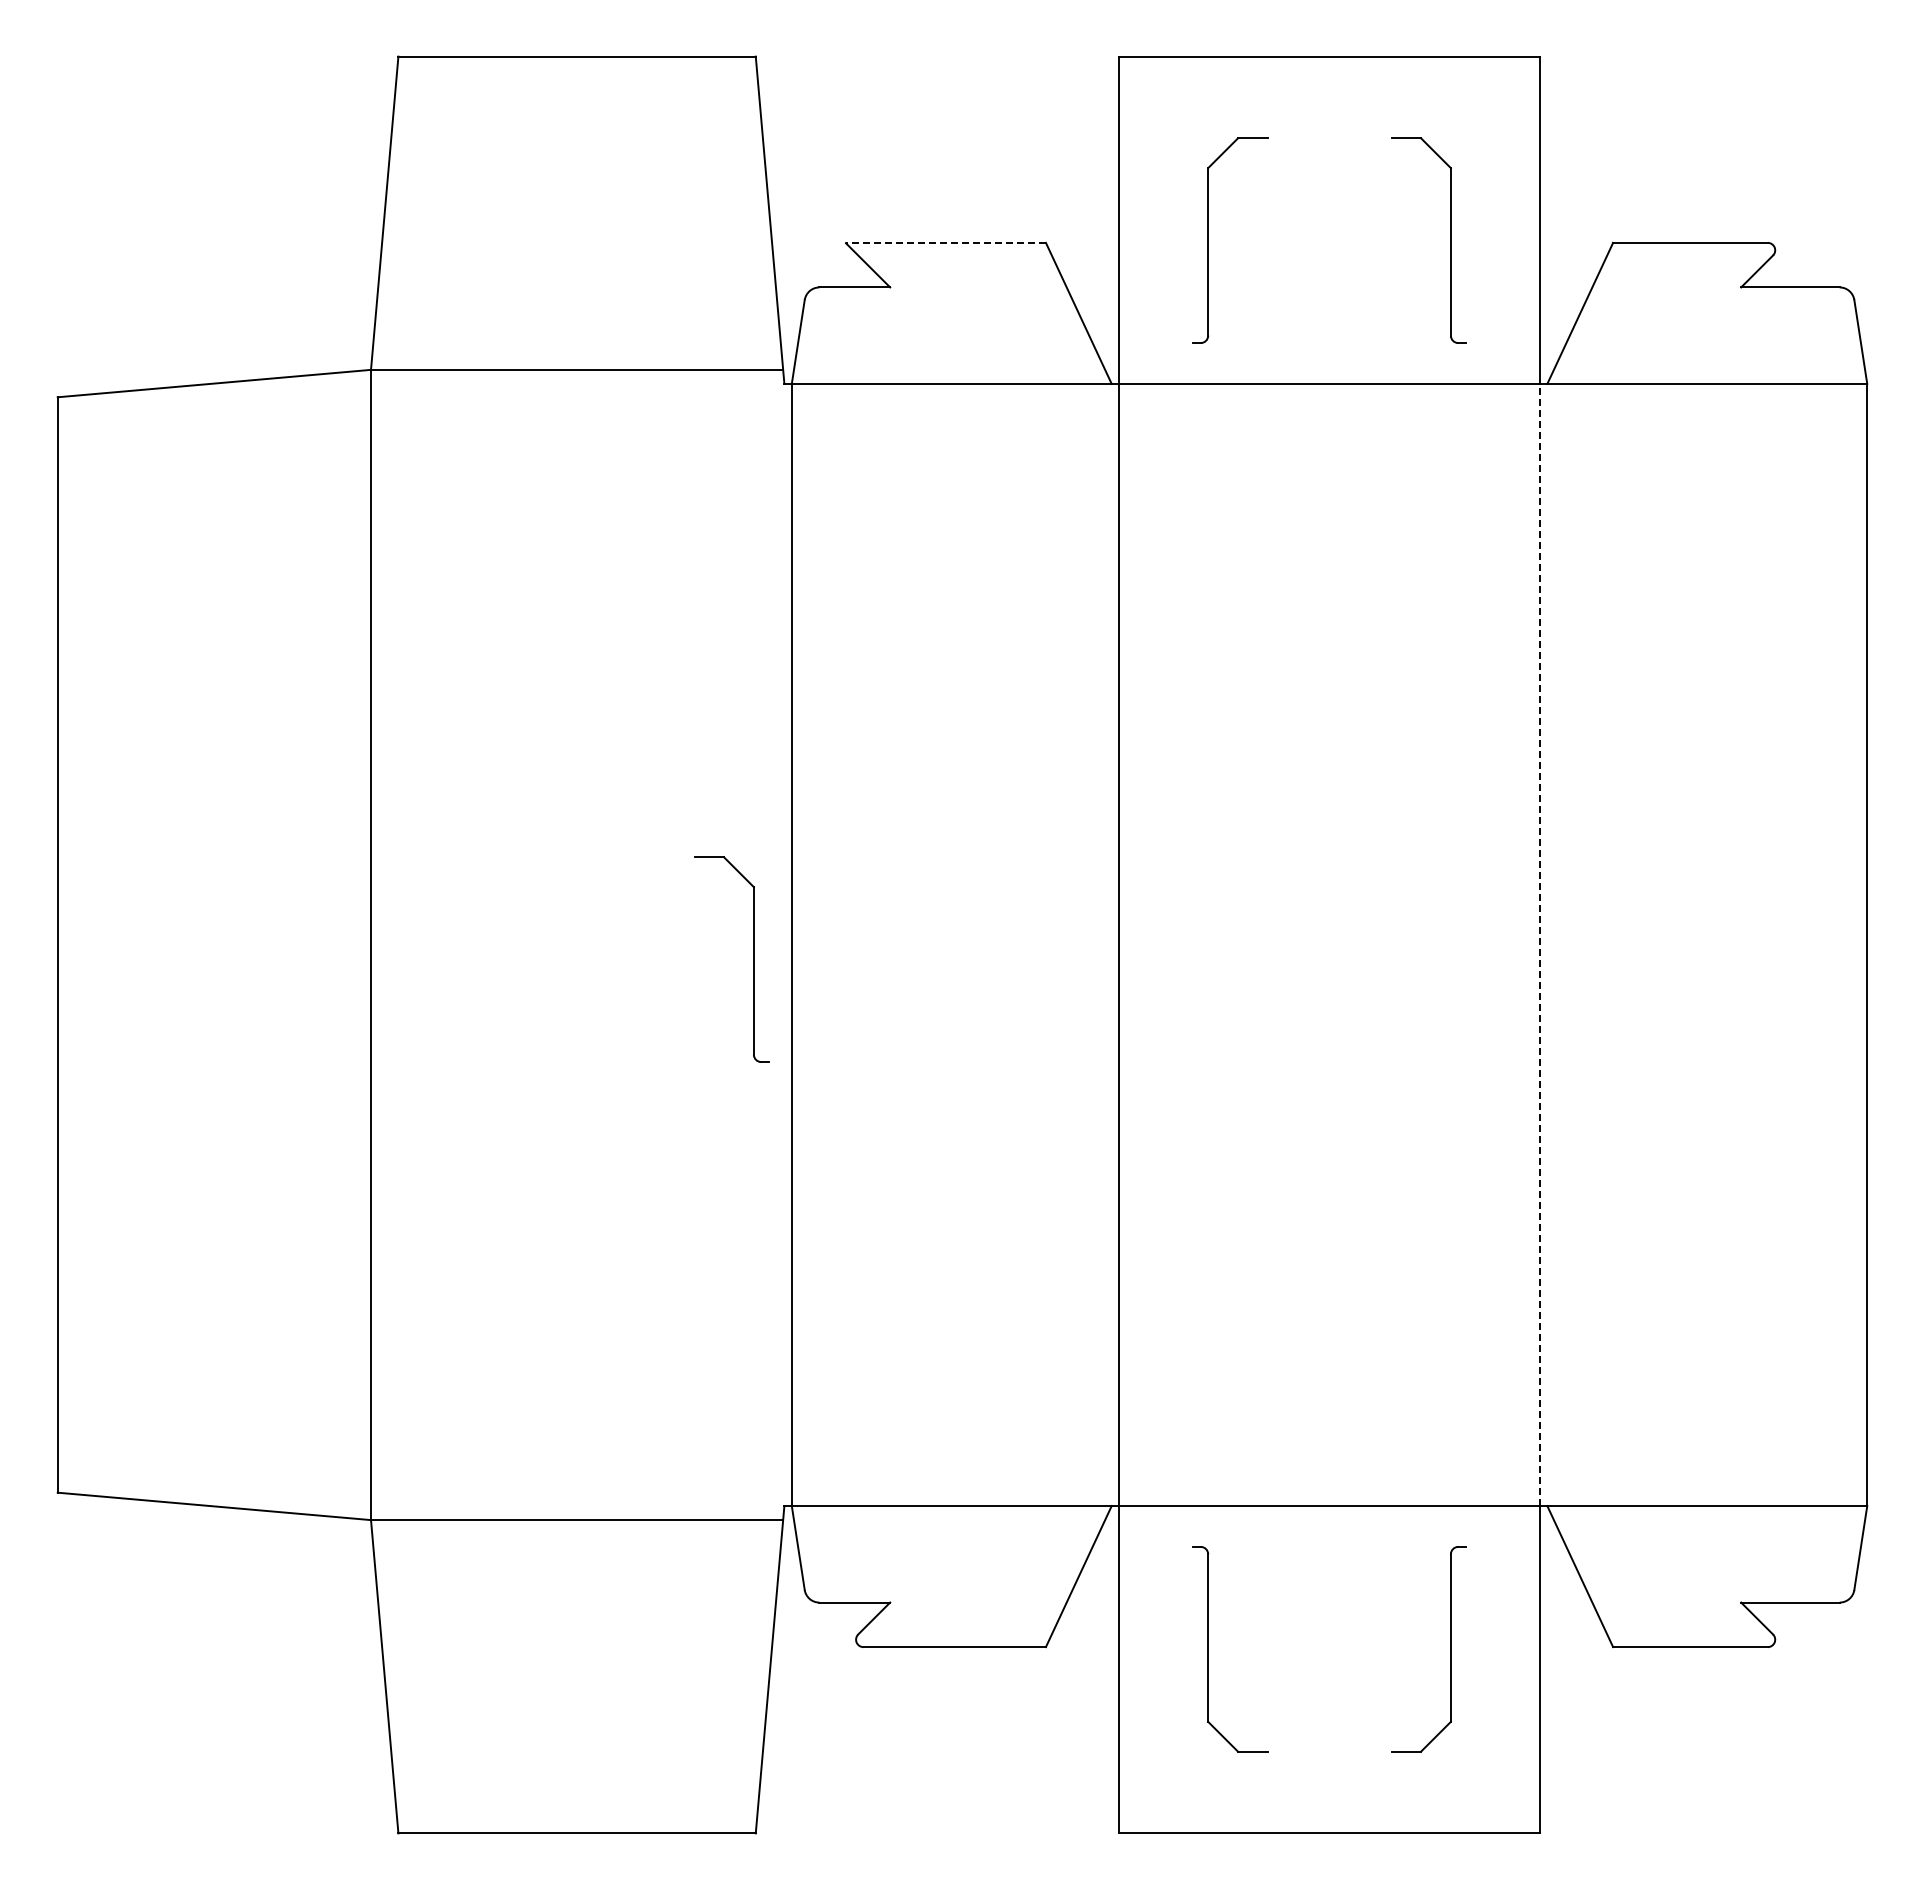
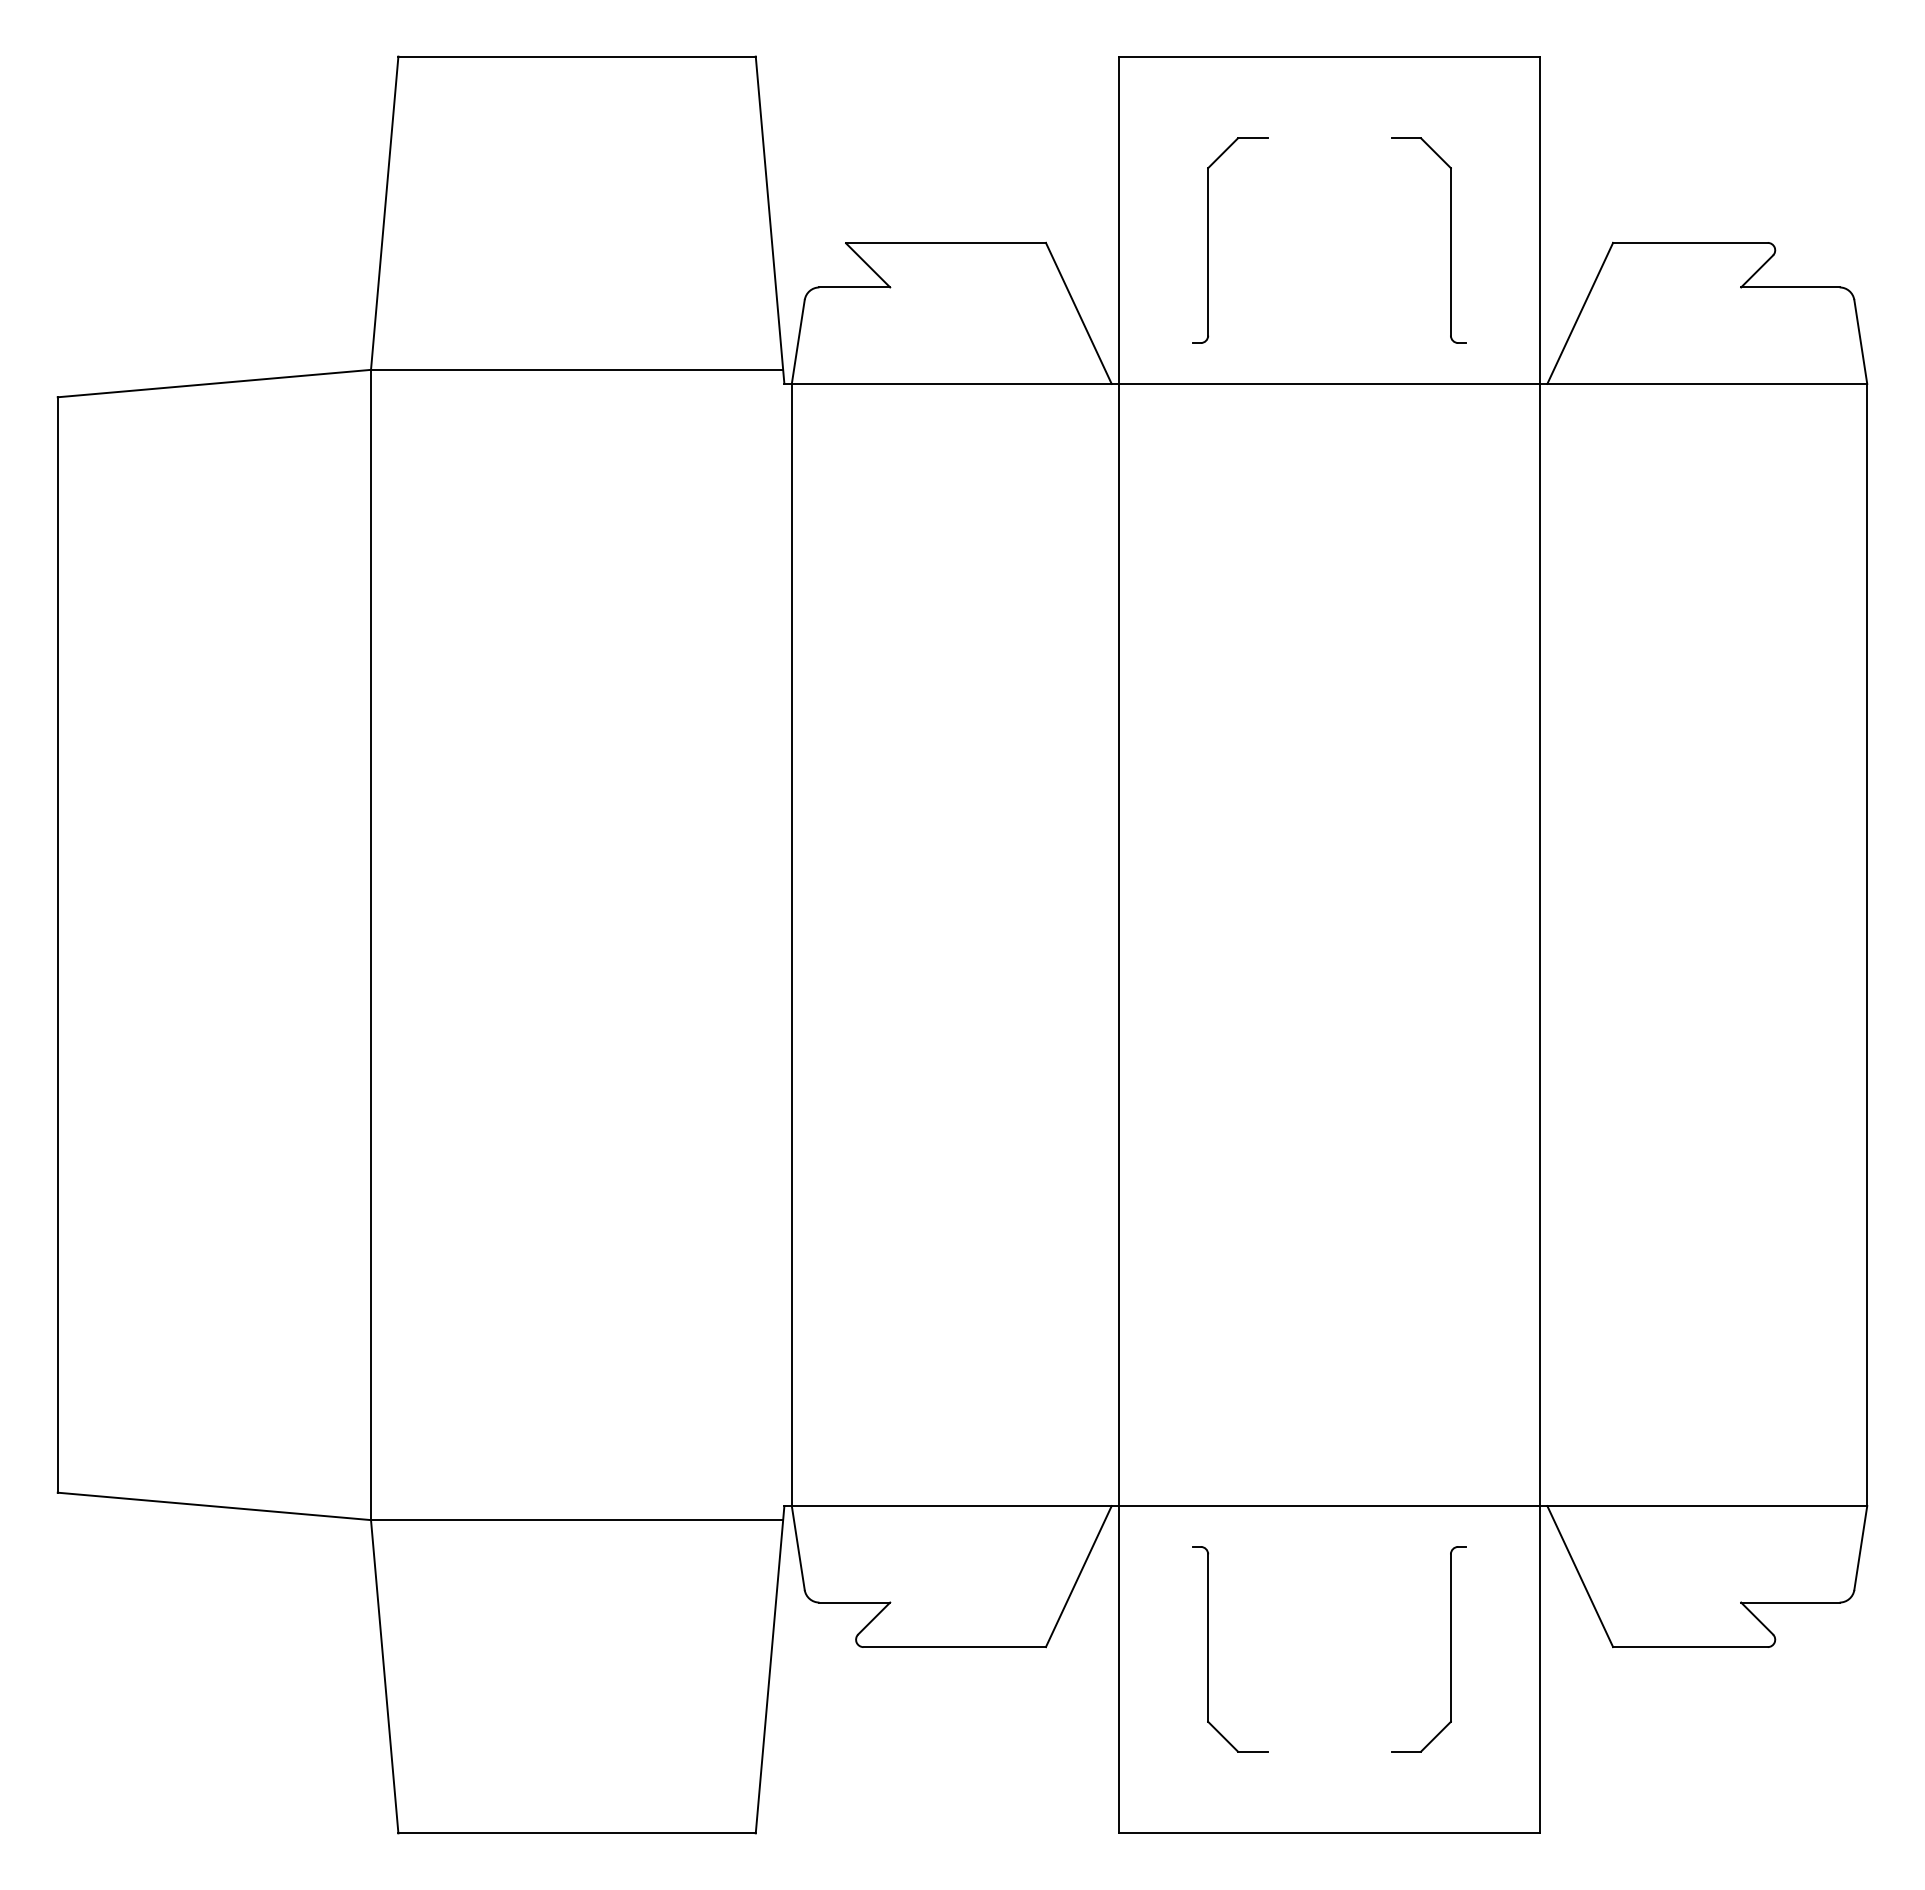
line: dashed -> solid (946, 242)
line: dashed -> solid (1539, 944)
part: present -> none (753, 959)
